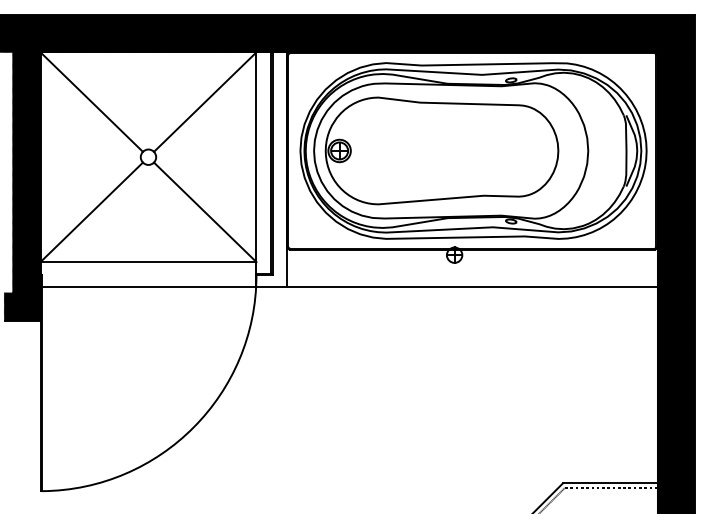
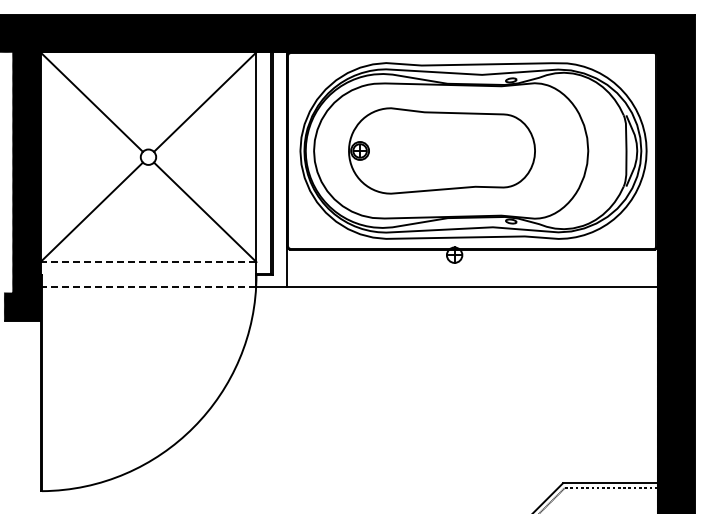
part size: 236x110 px -> 188x88 px (441, 150)
line: solid -> dashed (148, 262)
line: solid -> dashed (148, 286)
